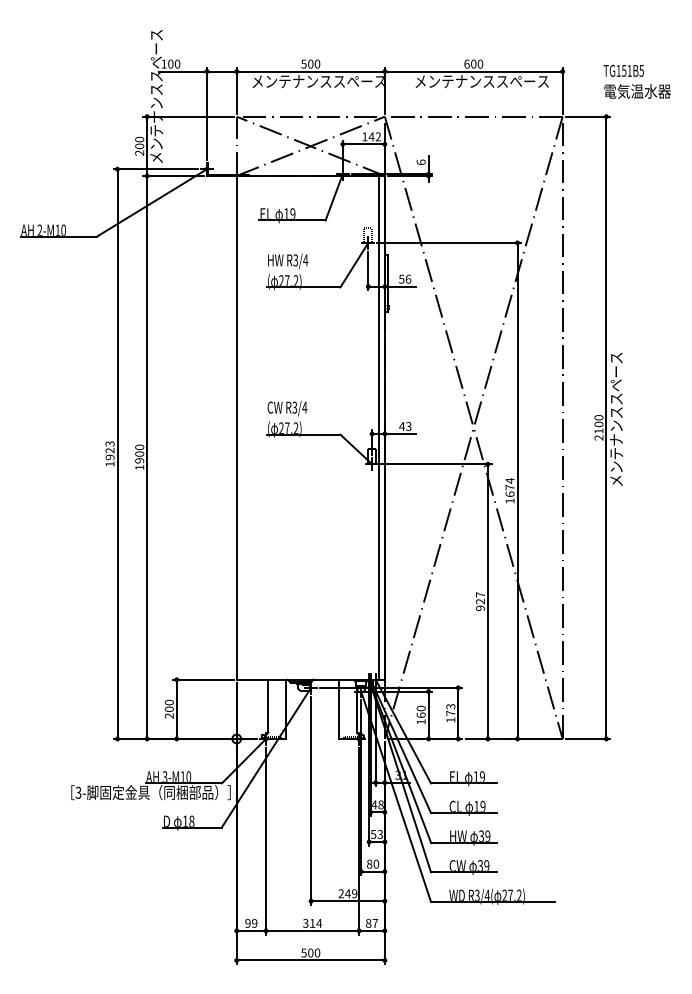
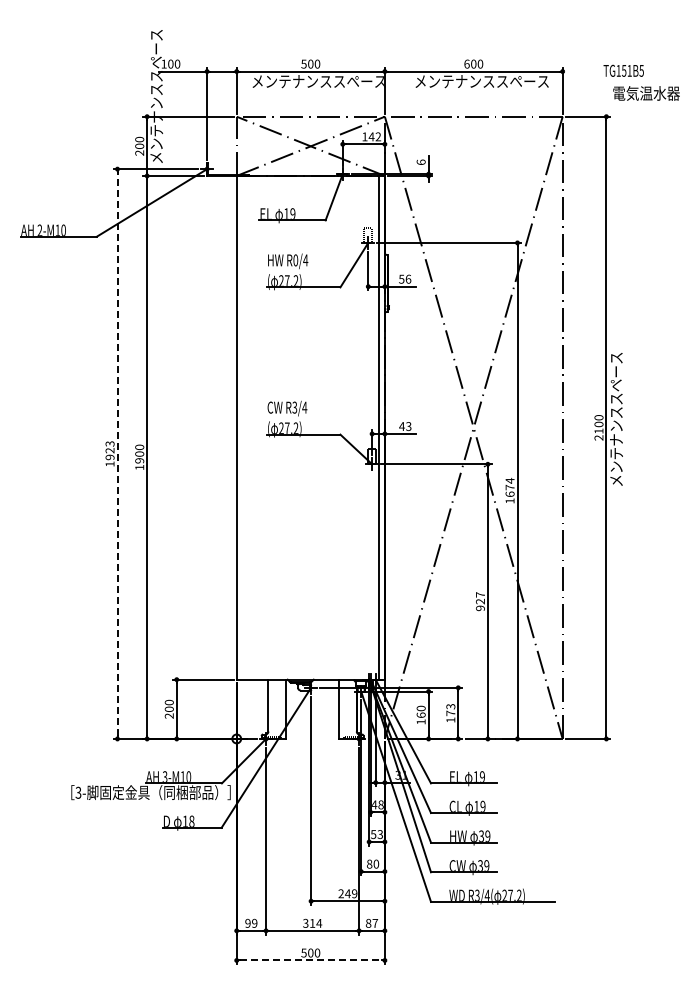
text position: (637, 91) -> (646, 93) (646, 93)
text: R3/4 -> R0/4 (295, 260)
line: solid -> dashed (117, 454)
line: solid -> dashed (311, 960)
